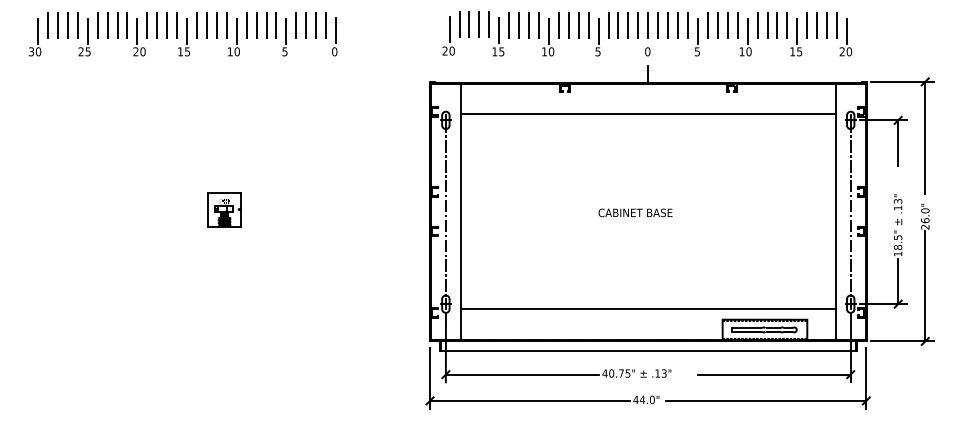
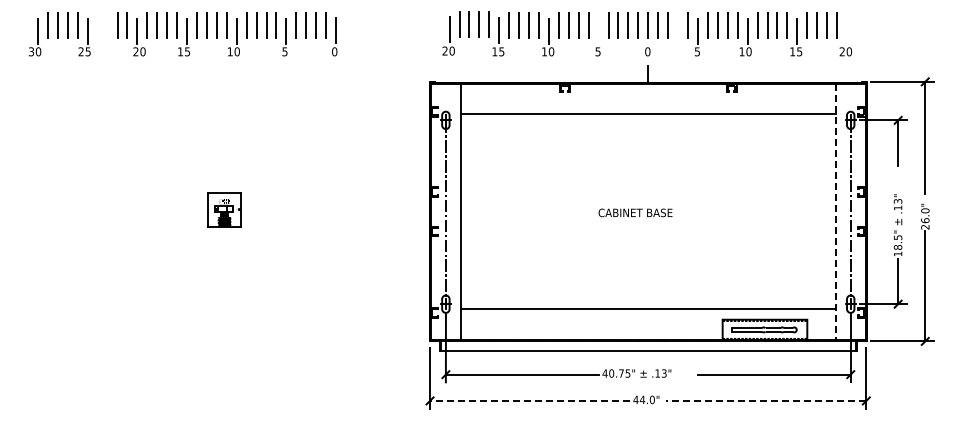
line: present -> none (97, 25)
line: present -> none (107, 25)
line: present -> none (678, 25)
line: present -> none (598, 30)
line: present -> none (846, 30)
line: solid -> dashed (835, 212)
line: solid -> dashed (530, 400)
line: solid -> dashed (766, 400)
